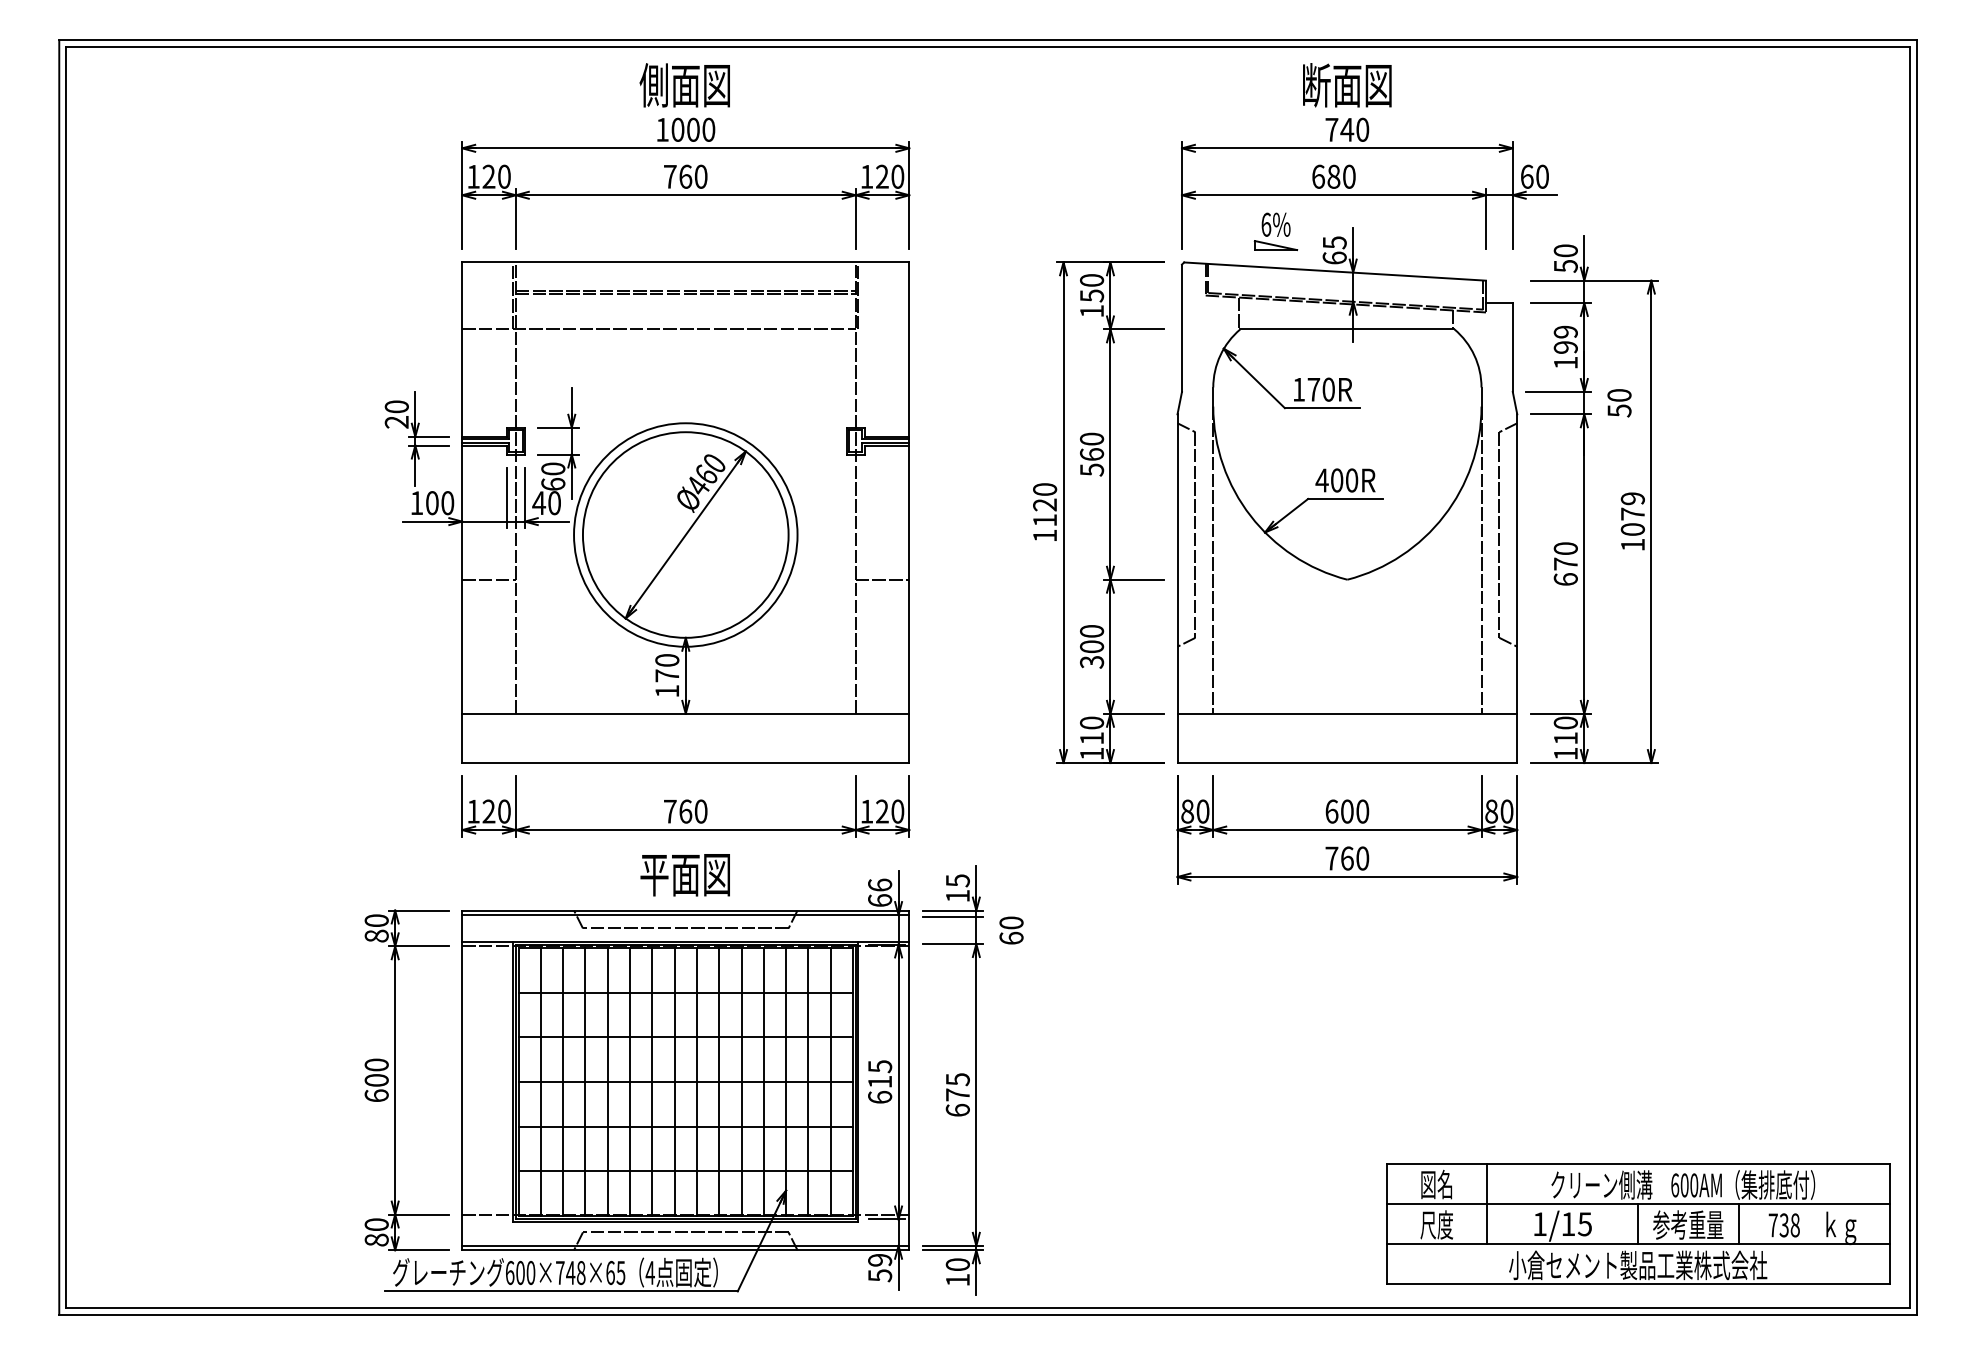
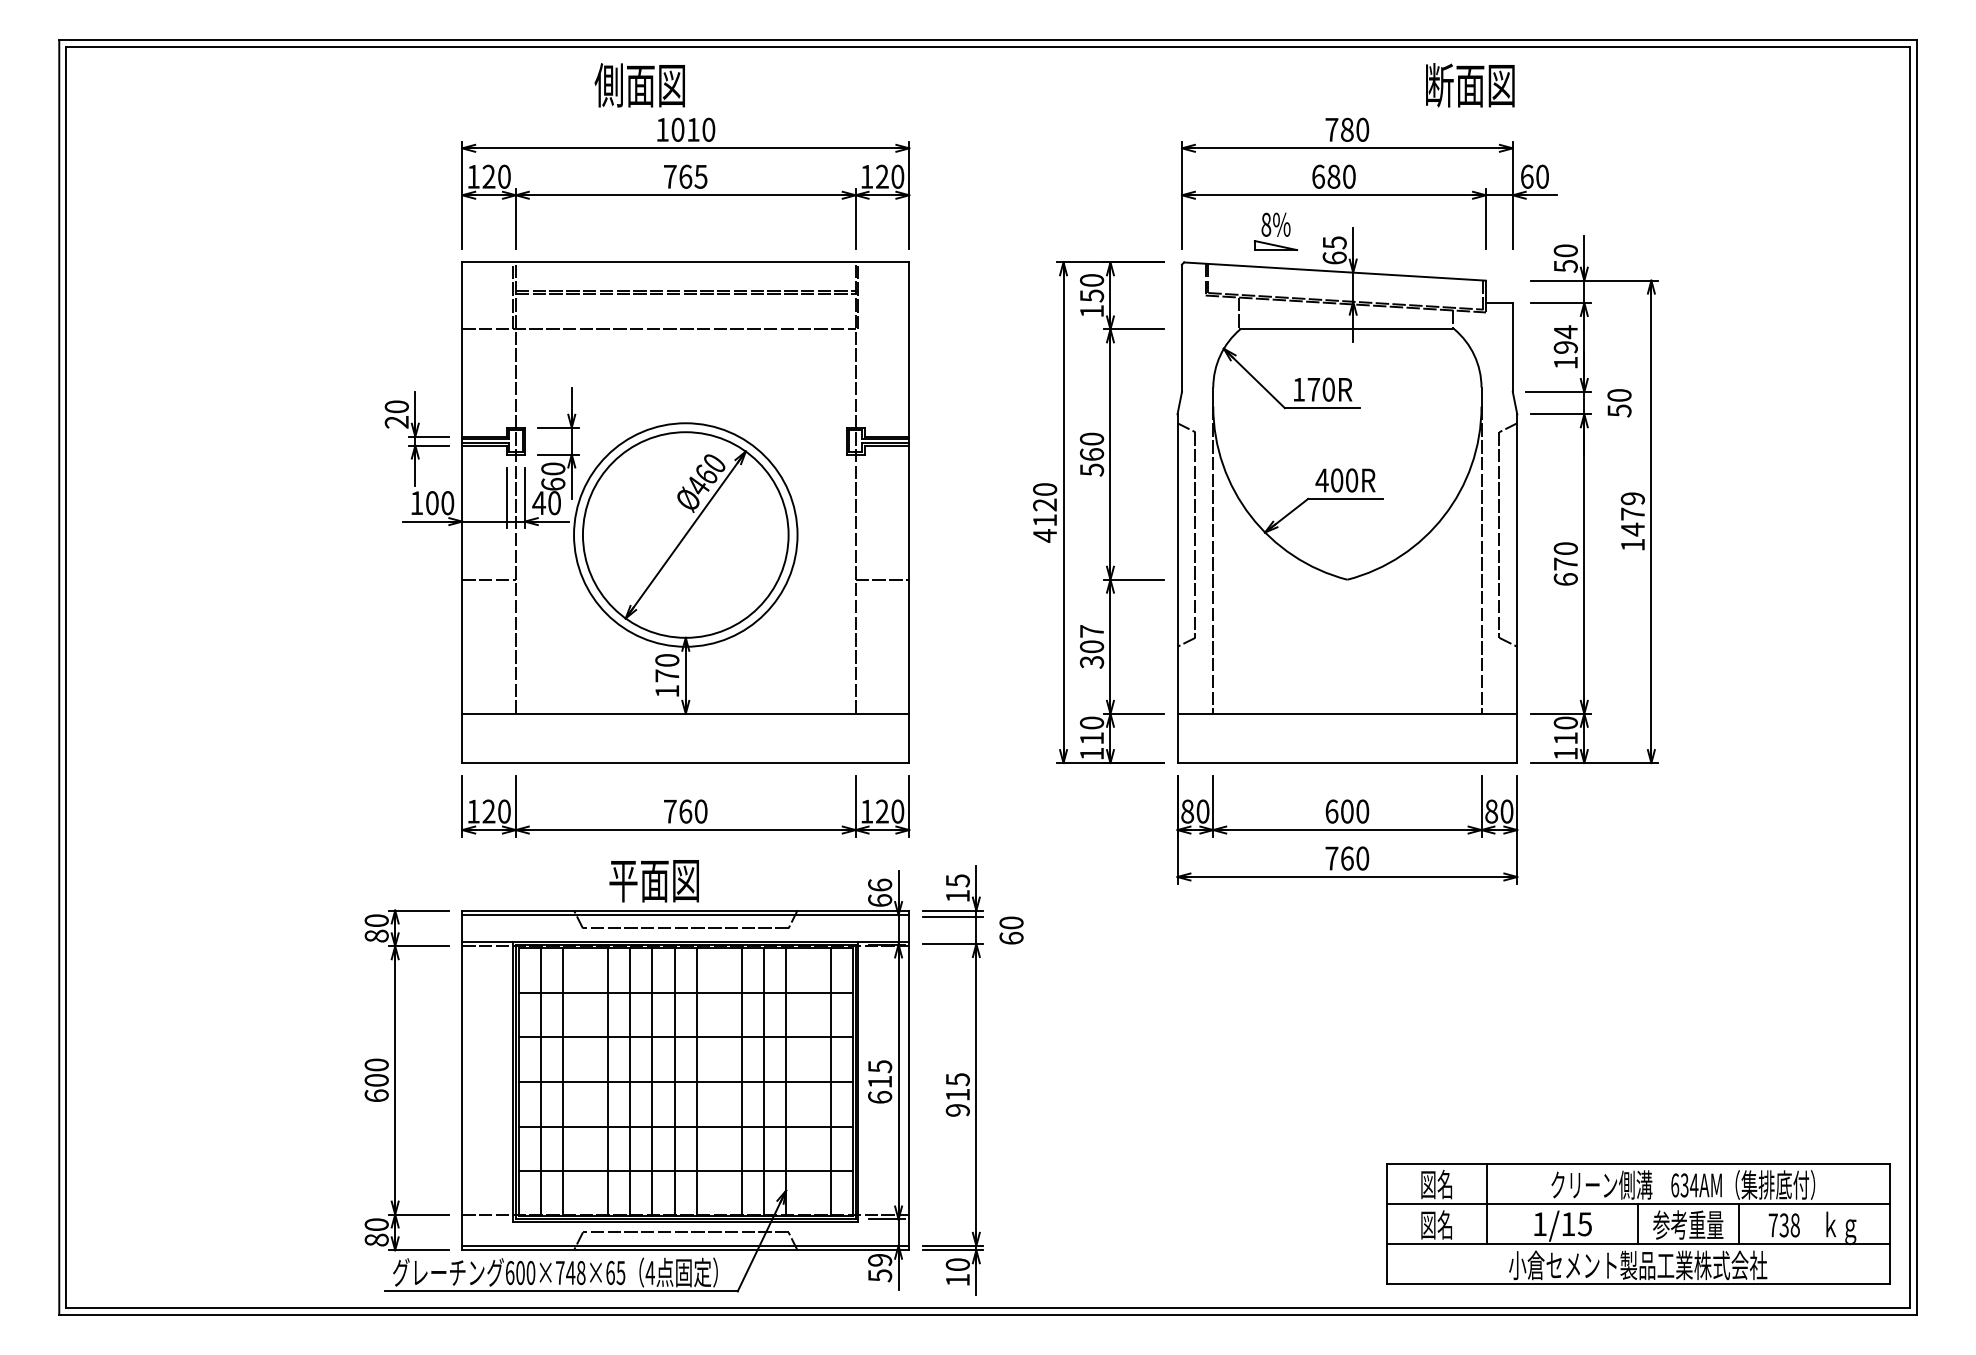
text position: (684, 85) -> (639, 85) (639, 85)
text position: (1347, 85) -> (1470, 85) (1470, 85)
text: 1000 -> 1010 (693, 129)
text: 740 -> 780 (1347, 129)
text: 760 -> 765 (700, 176)
text: 6%%% -> 8%%% (1266, 224)
text: 199 -> 194 (1565, 332)
text: 1079 -> 1479 (1632, 529)
text: 1120 -> 4120 (1044, 535)
text: 300 -> 307 (1091, 631)
text position: (684, 875) -> (653, 881) (653, 881)
line: present -> none (585, 1081)
line: present -> none (719, 1081)
line: present -> none (808, 1081)
text: 675 -> 915 (957, 1102)
text: 600AM -> 634AM (1689, 1185)
text: 尺度 -> 図名 (1436, 1224)
